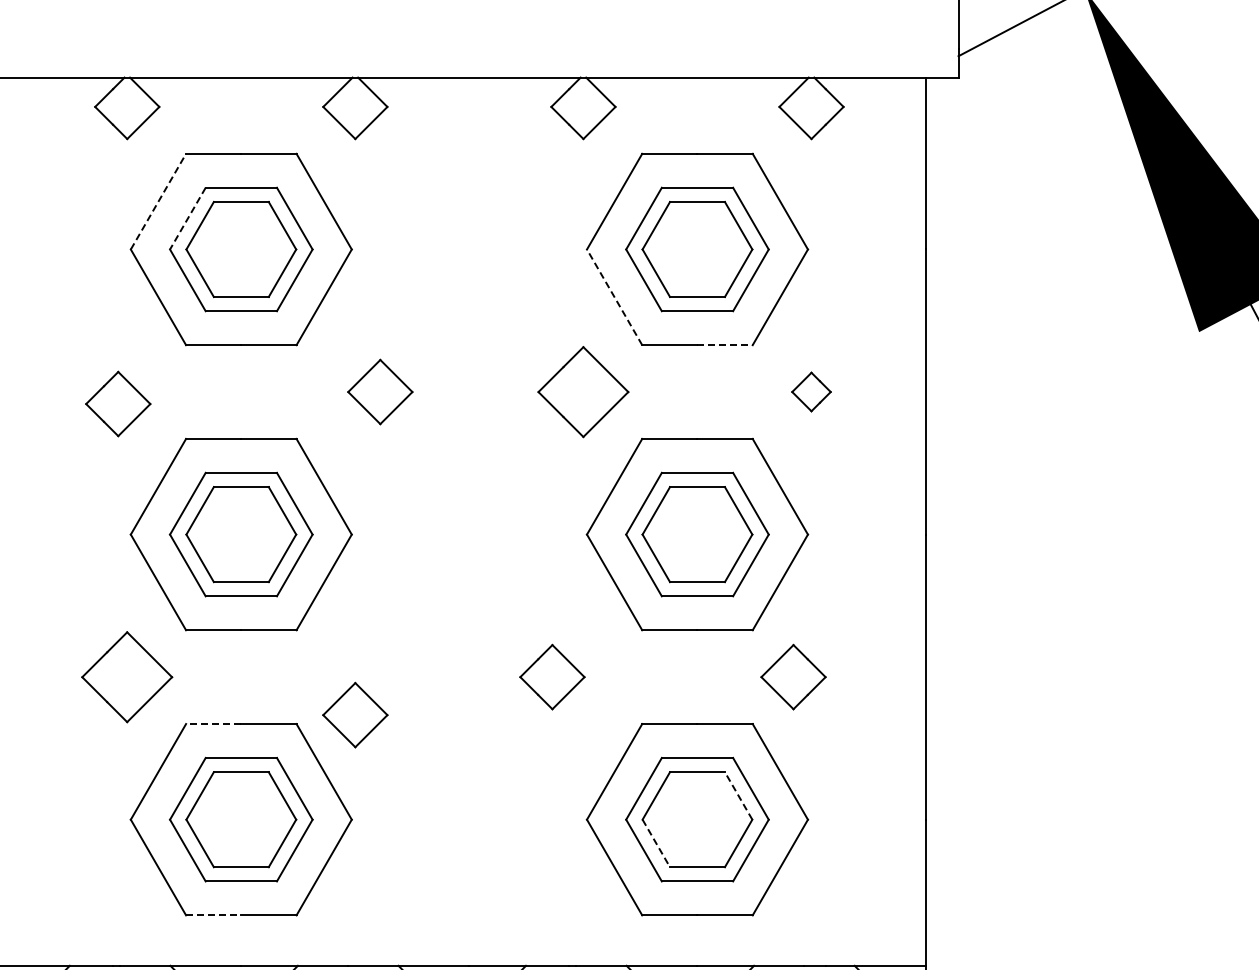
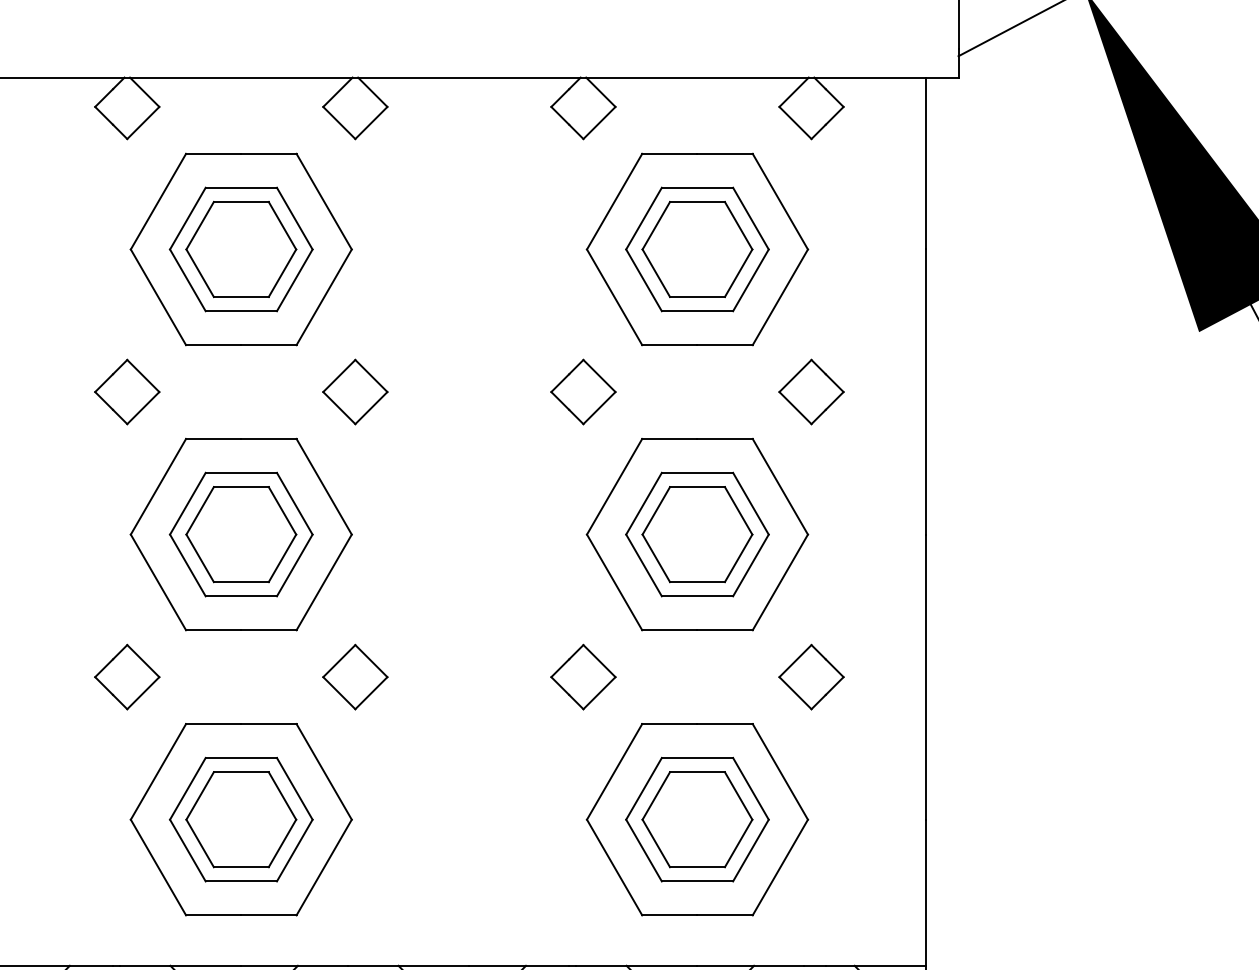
line: dashed -> solid (158, 201)
line: dashed -> solid (187, 218)
line: dashed -> solid (614, 296)
line: dashed -> solid (725, 345)
part position: (380, 391) -> (355, 391) (355, 391)
part size: 41x42 px -> 67x68 px (811, 391)
part size: 93x93 px -> 67x68 px (583, 391)
part position: (118, 403) -> (127, 391) (127, 391)
part position: (552, 676) -> (583, 676) (583, 676)
part position: (793, 676) -> (811, 676) (811, 676)
part size: 93x93 px -> 67x68 px (127, 676)
part position: (355, 714) -> (355, 676) (355, 676)
line: dashed -> solid (213, 724)
line: dashed -> solid (738, 795)
line: dashed -> solid (656, 843)
line: dashed -> solid (213, 915)
